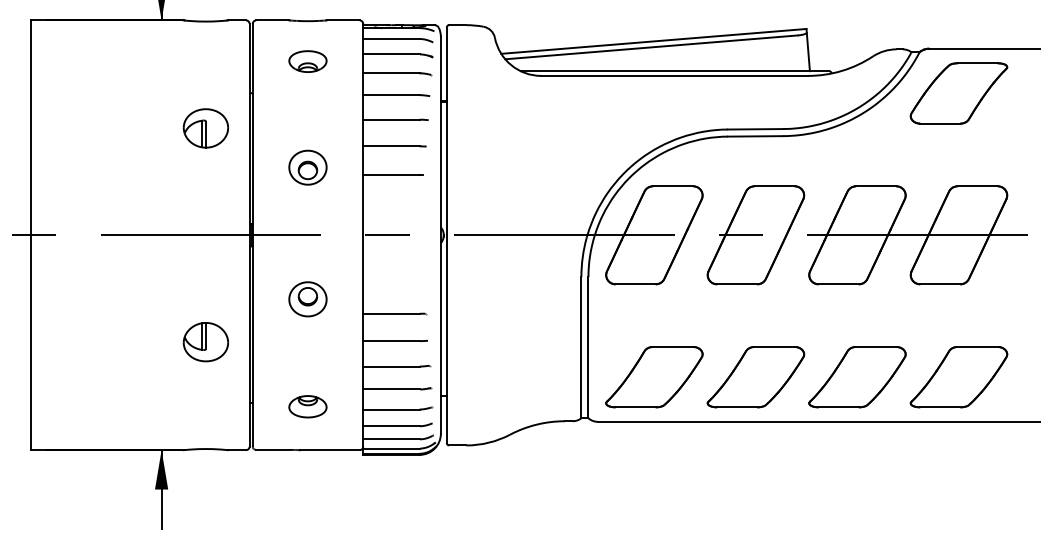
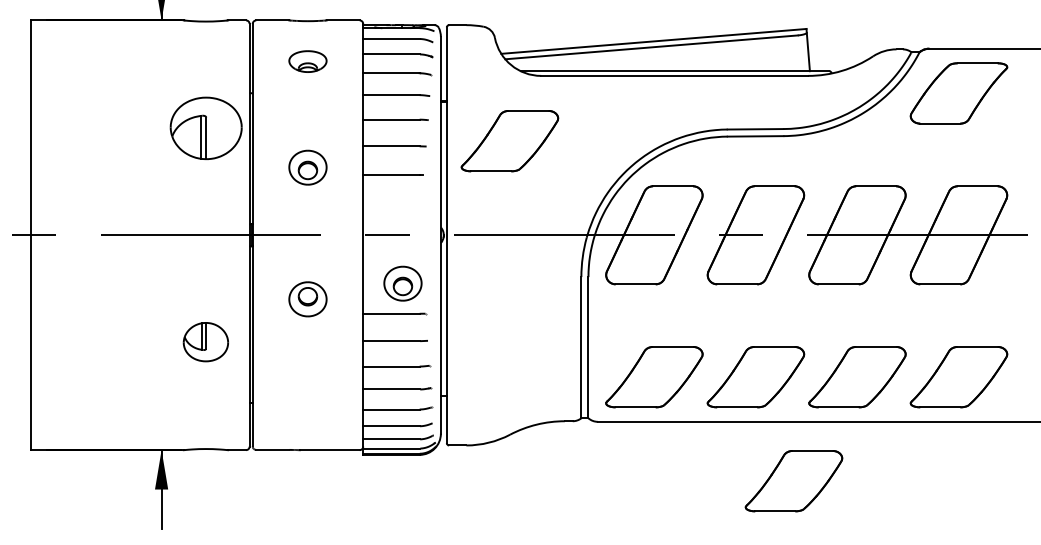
part size: 47x41 px -> 74x64 px (205, 127)
part: none -> present (509, 141)
part: none -> present (402, 283)
part: present -> none (307, 406)
part: none -> present (793, 481)
